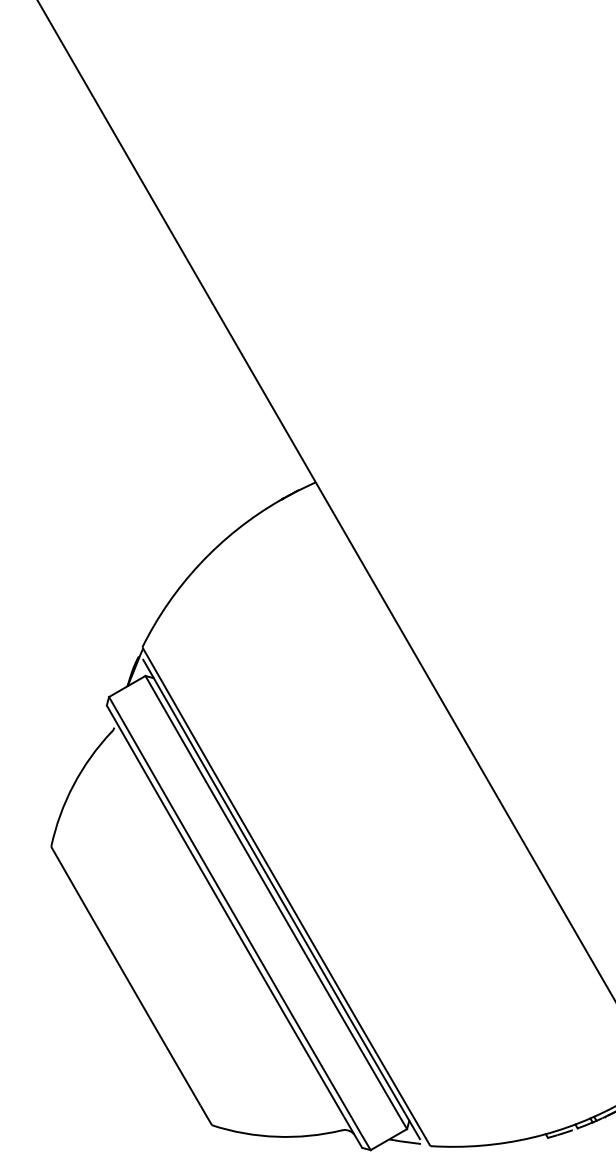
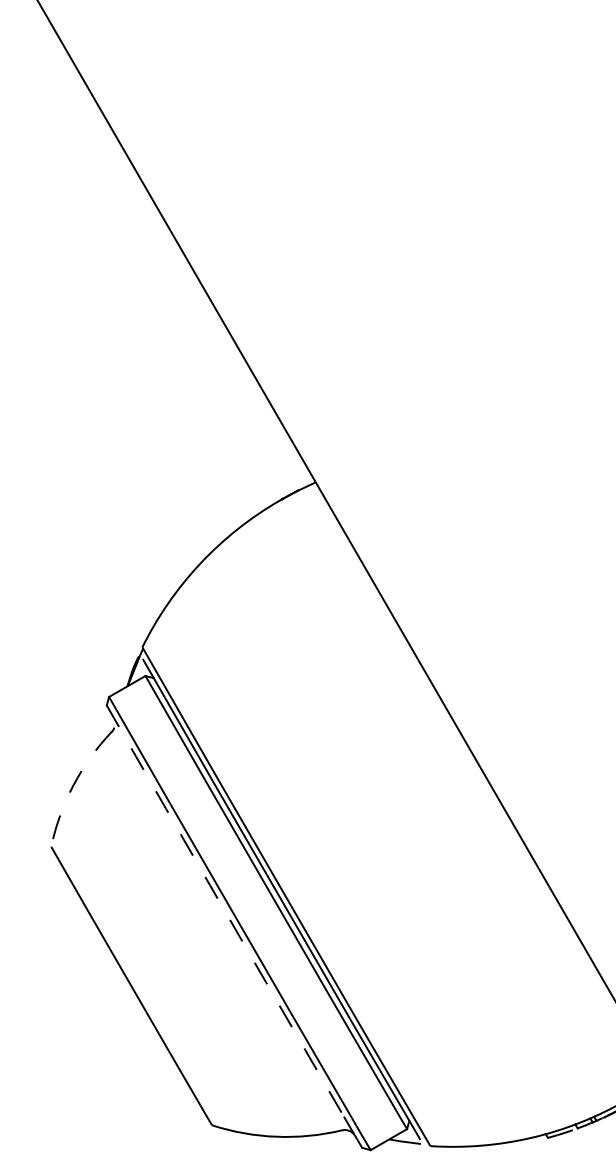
arc: solid -> dashed (73, 785)
arc: solid -> dashed (225, 911)
